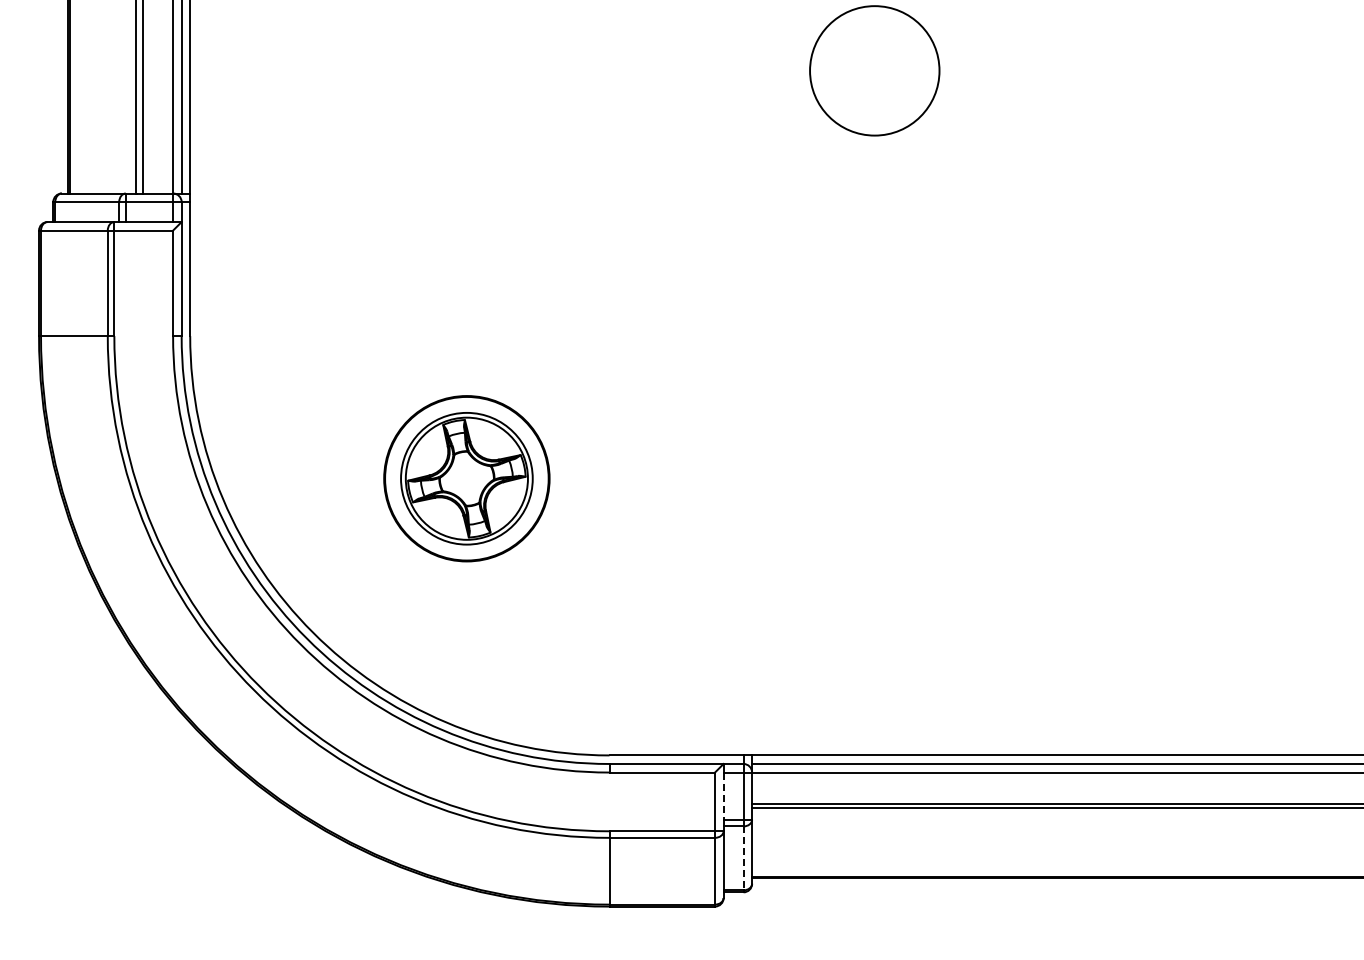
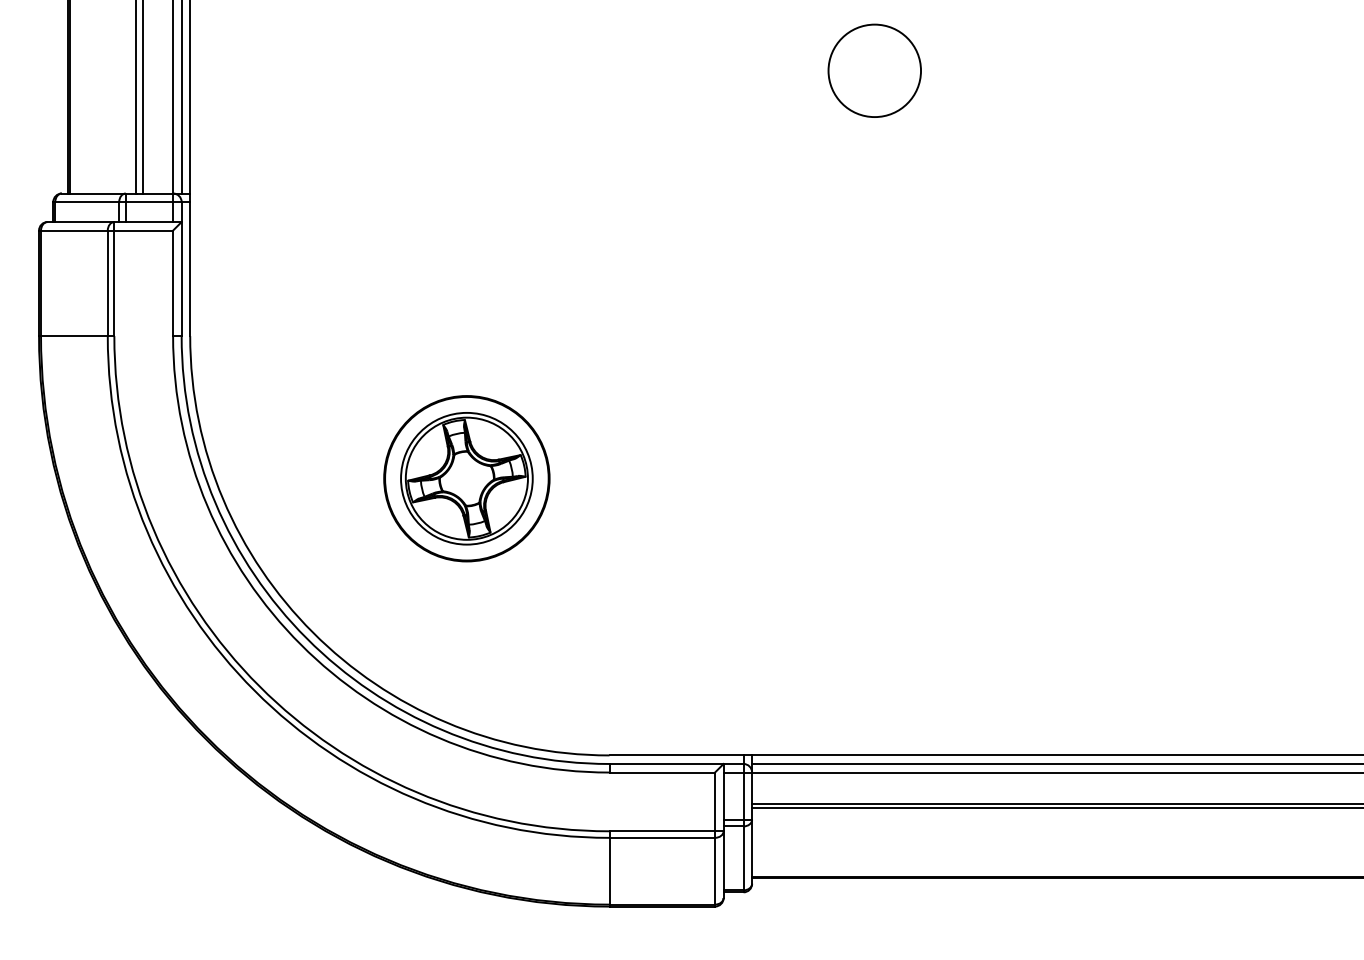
circle diameter: 129 px -> 92 px (874, 70)
line: dashed -> solid (723, 796)
line: dashed -> solid (743, 858)
